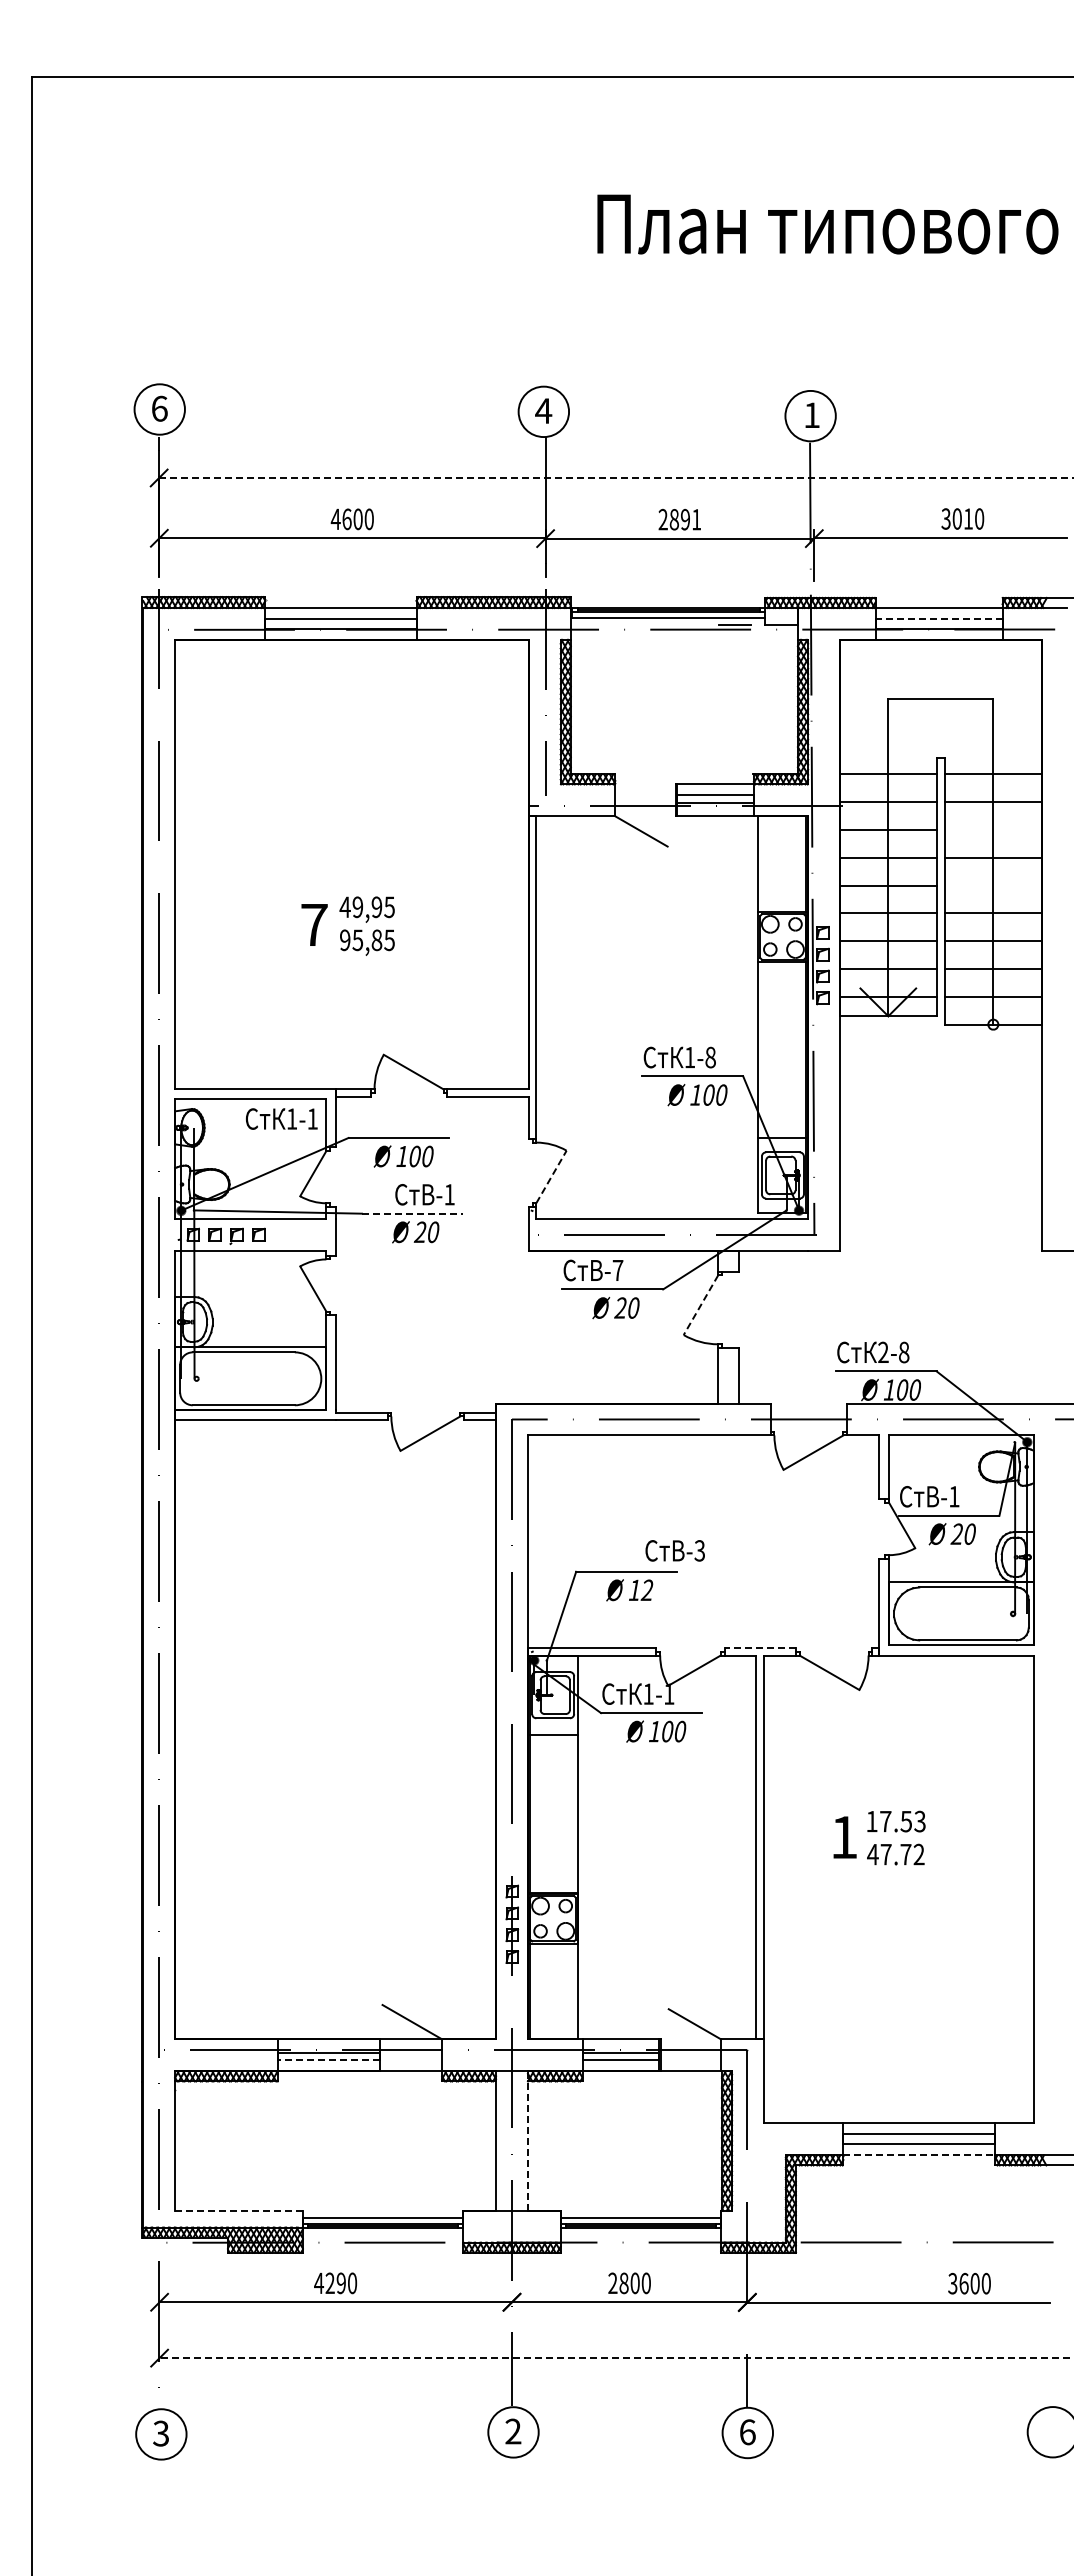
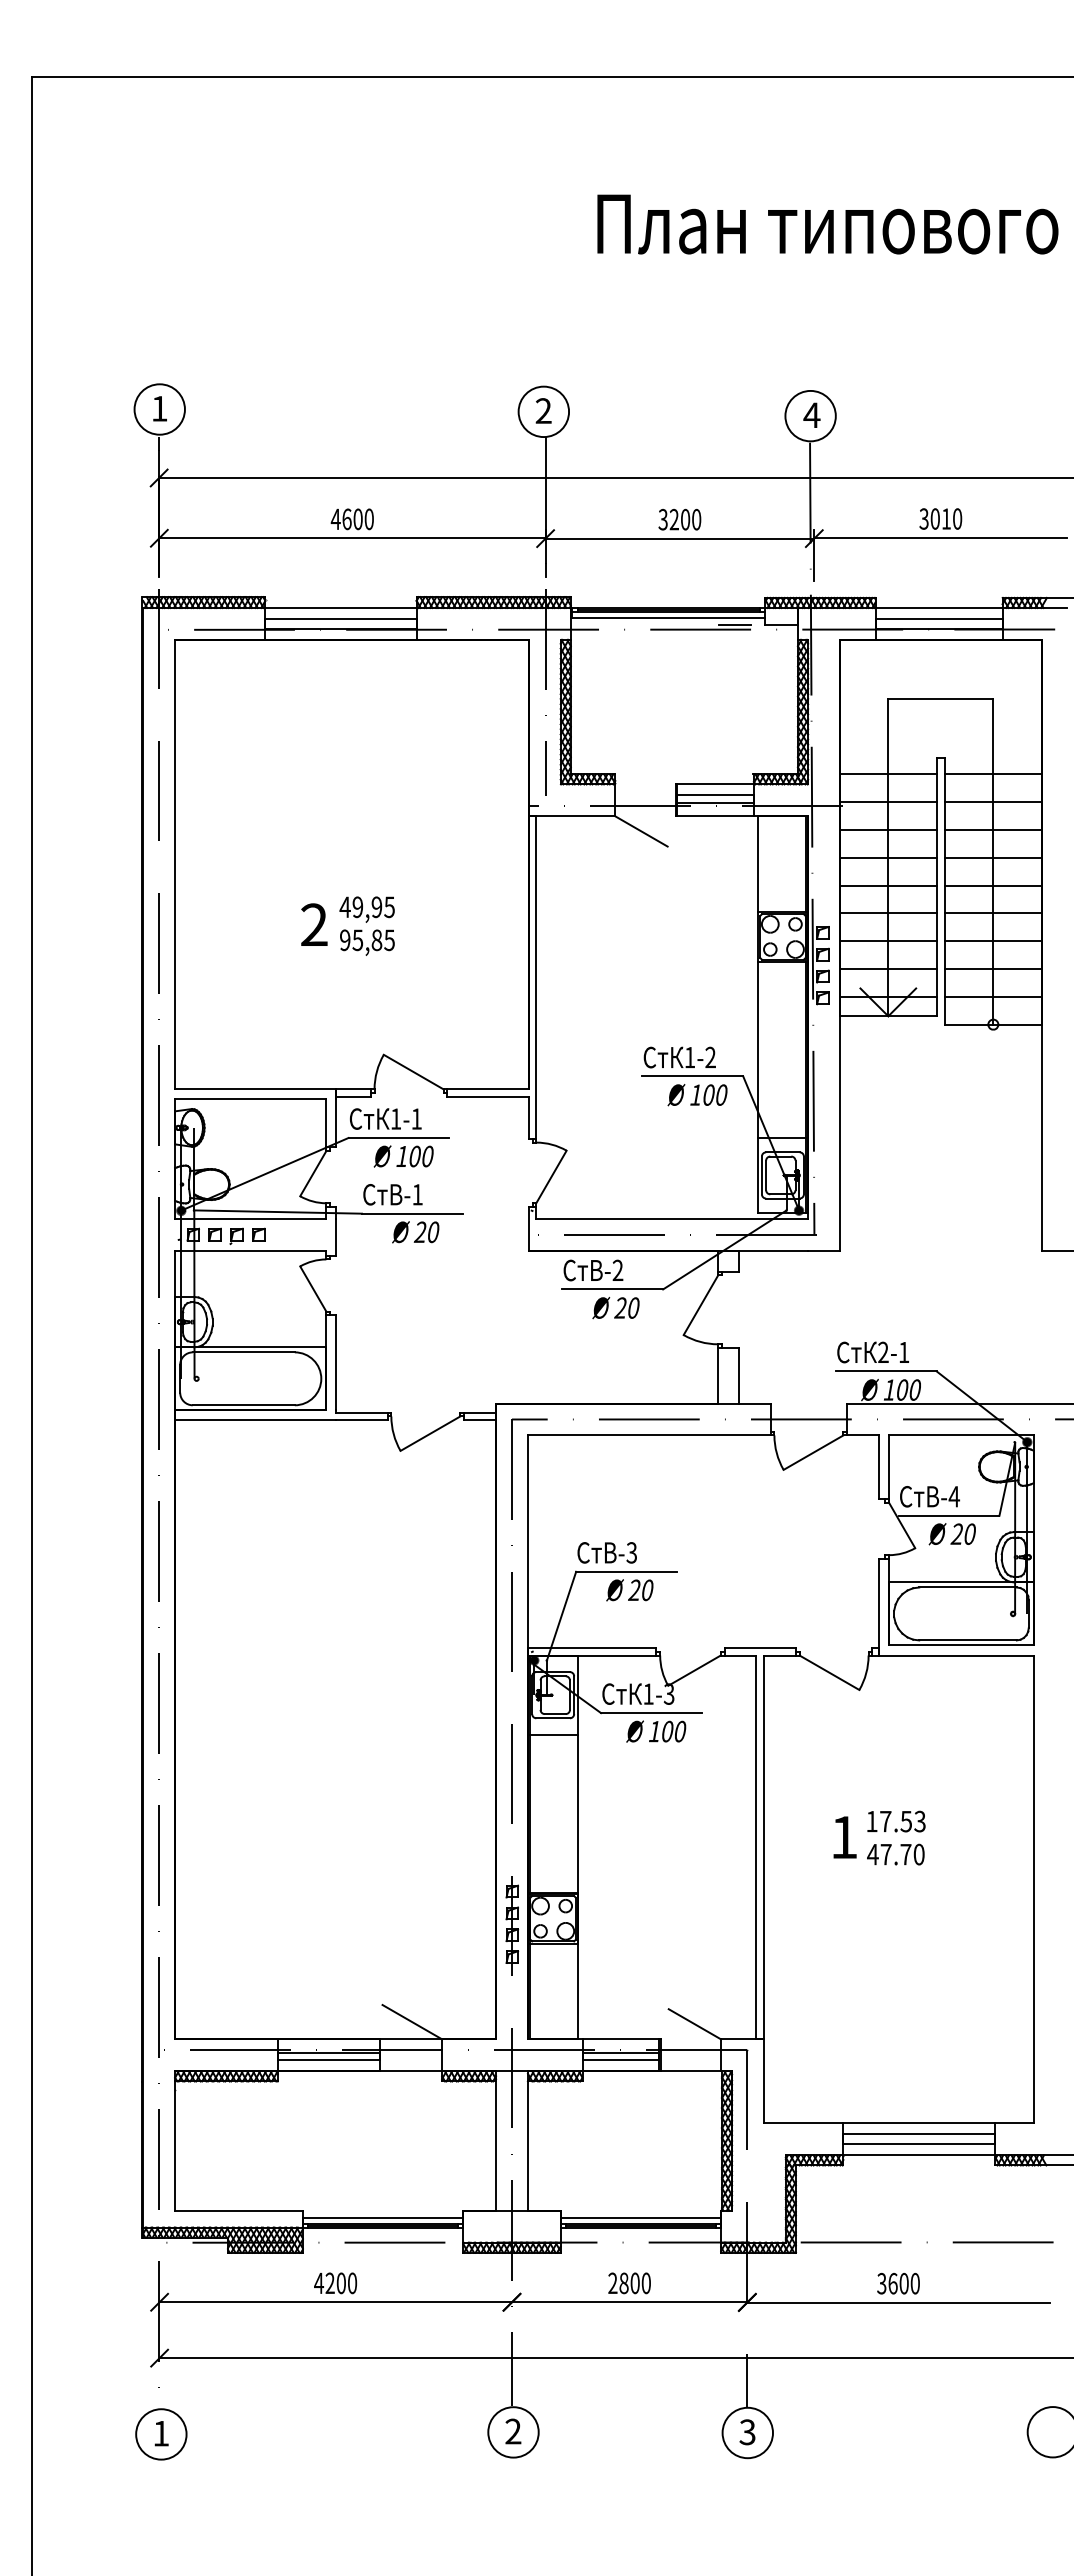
text: 6 -> 1 (159, 408)
text: 4 -> 2 (543, 410)
text: 1 -> 4 (811, 414)
line: dashed -> solid (616, 477)
text position: (962, 518) -> (940, 518) (940, 518)
text: 2891 -> 3200 (679, 519)
line: dashed -> solid (938, 618)
line: none -> present (993, 829)
line: none -> present (993, 885)
text: 7 -> 2 (314, 924)
text: 1-8 -> 1-2 (710, 1057)
text position: (281, 1118) -> (385, 1118) (385, 1118)
line: dashed -> solid (551, 1176)
text position: (424, 1194) -> (392, 1194) (392, 1194)
line: dashed -> solid (412, 1213)
text: -7 -> -2 (617, 1269)
line: dashed -> solid (700, 1305)
text: 2-8 -> 2-1 (904, 1352)
text: -1 -> -4 (954, 1496)
text position: (674, 1550) -> (606, 1552) (606, 1552)
text: 12 -> 20 (640, 1590)
line: dashed -> solid (760, 1647)
text: 1-1 -> 1-3 (668, 1693)
text: 47.72 -> 47.70 (918, 1854)
line: dashed -> solid (329, 2060)
line: dashed -> solid (527, 2141)
line: dashed -> solid (919, 2155)
line: dashed -> solid (238, 2210)
text: 4290 -> 4200 (340, 2283)
text position: (969, 2283) -> (898, 2283) (898, 2283)
line: dashed -> solid (617, 2358)
text: 6 -> 3 (747, 2432)
text: 3 -> 1 (160, 2433)
